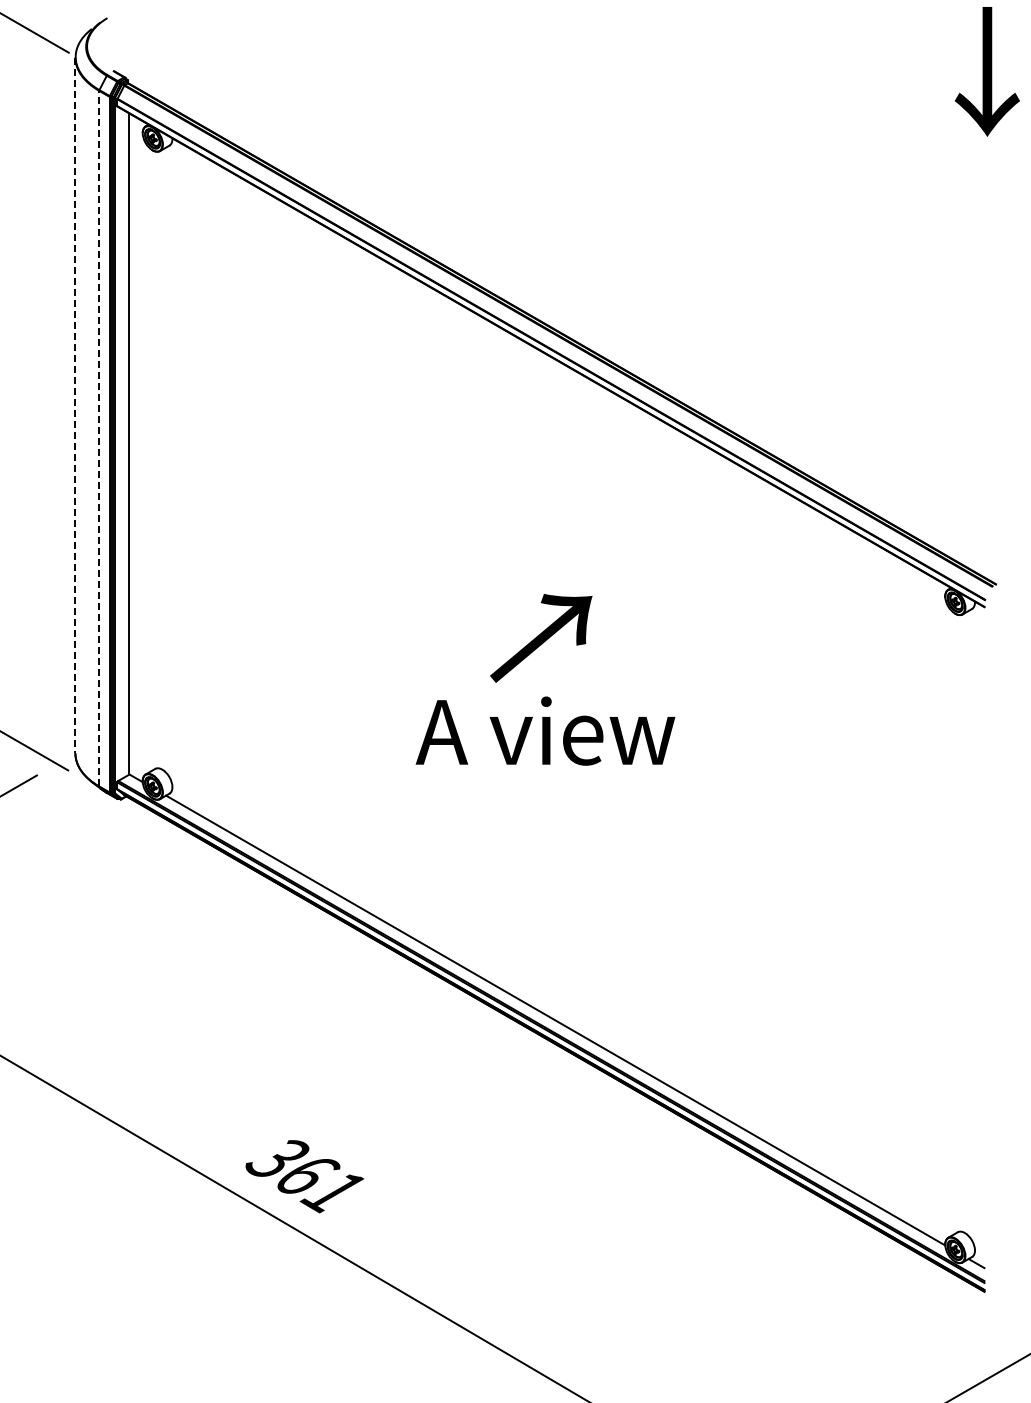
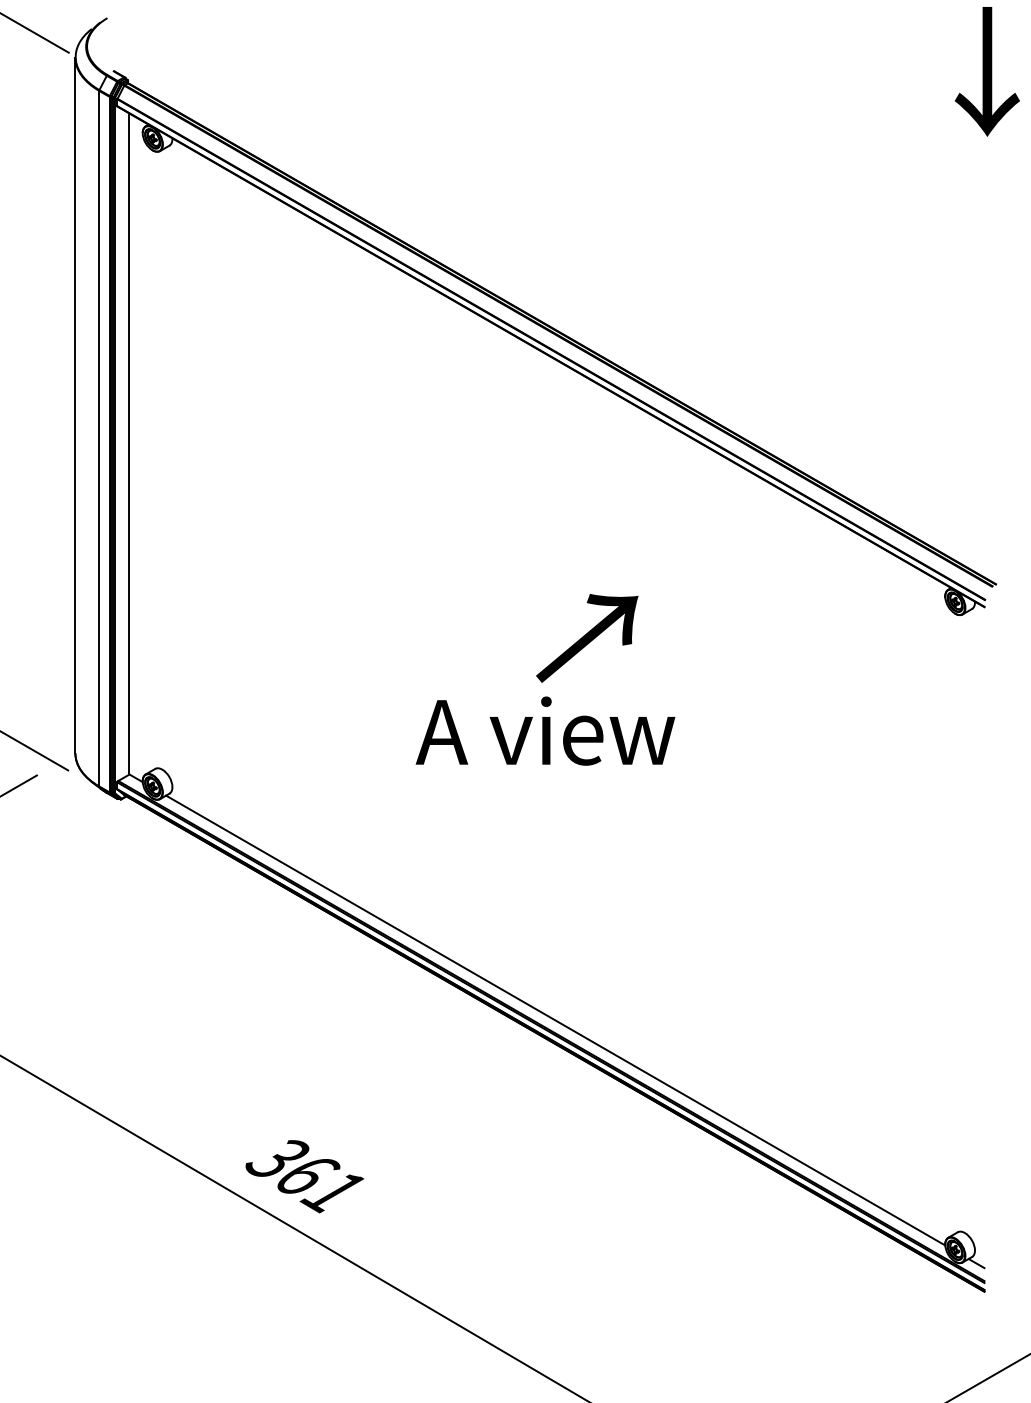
line: dashed -> solid (75, 405)
line: dashed -> solid (99, 438)
text position: (541, 638) -> (587, 638) (587, 638)
